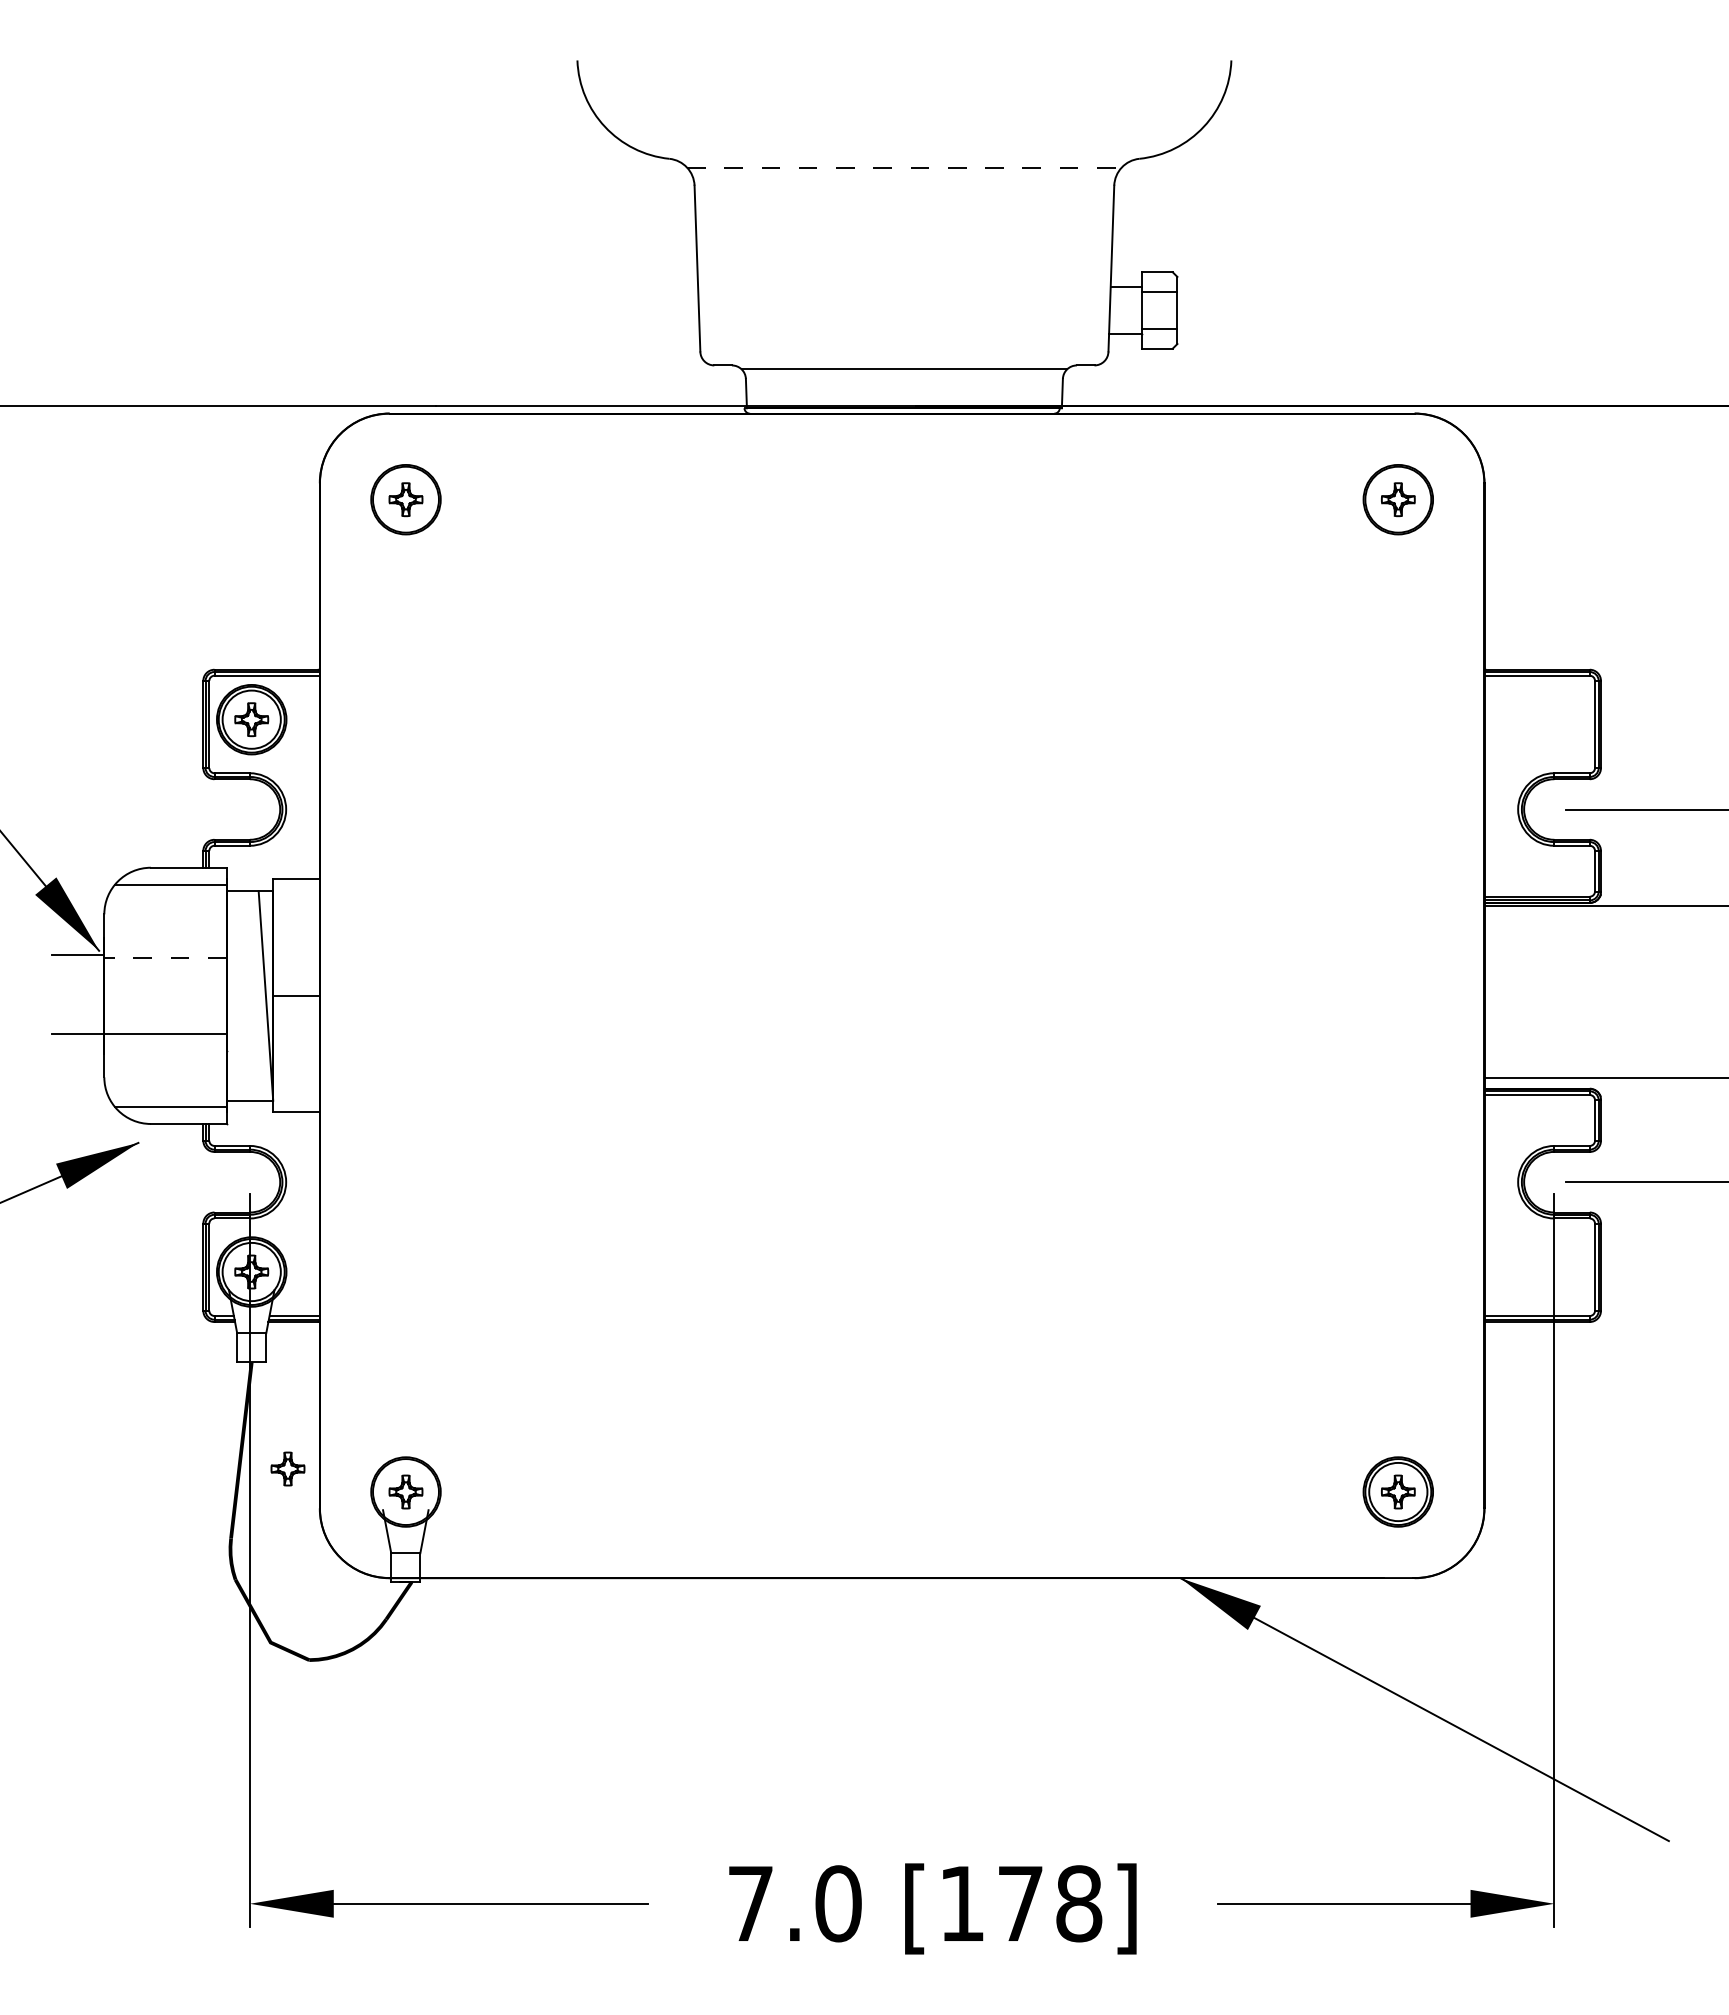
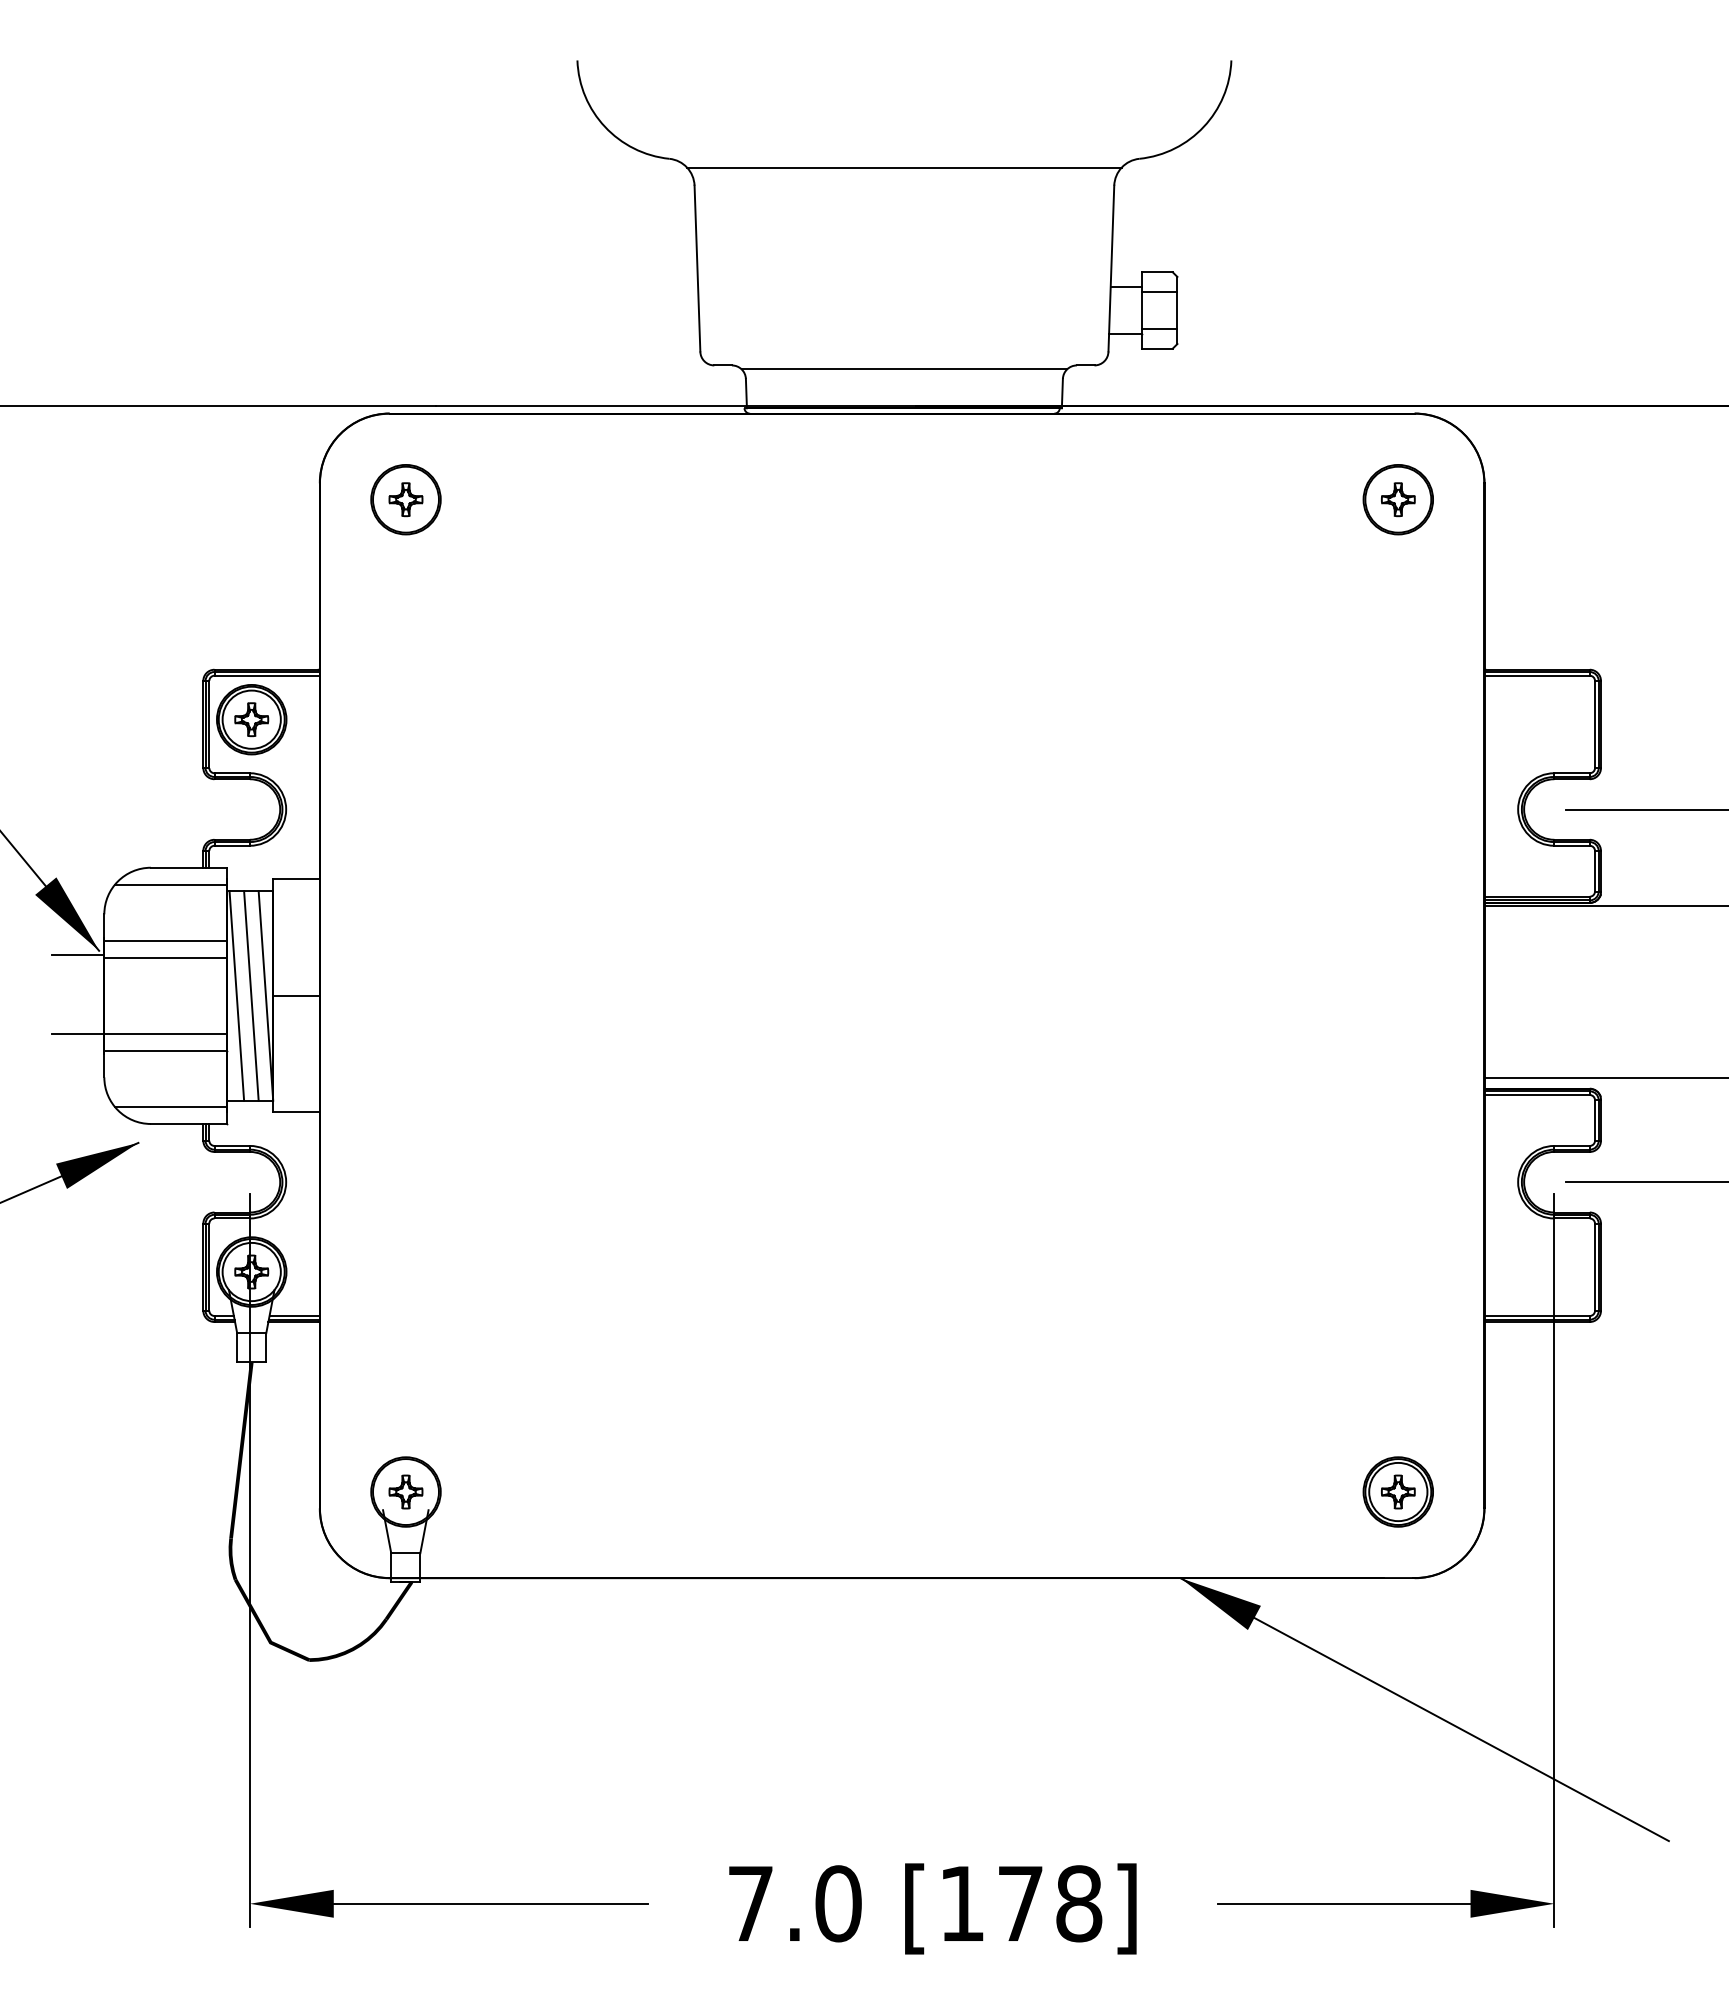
line: dashed -> solid (904, 167)
line: none -> present (165, 940)
line: dashed -> solid (164, 958)
line: none -> present (236, 995)
line: none -> present (251, 995)
line: none -> present (165, 1051)
part: present -> none (287, 1468)
